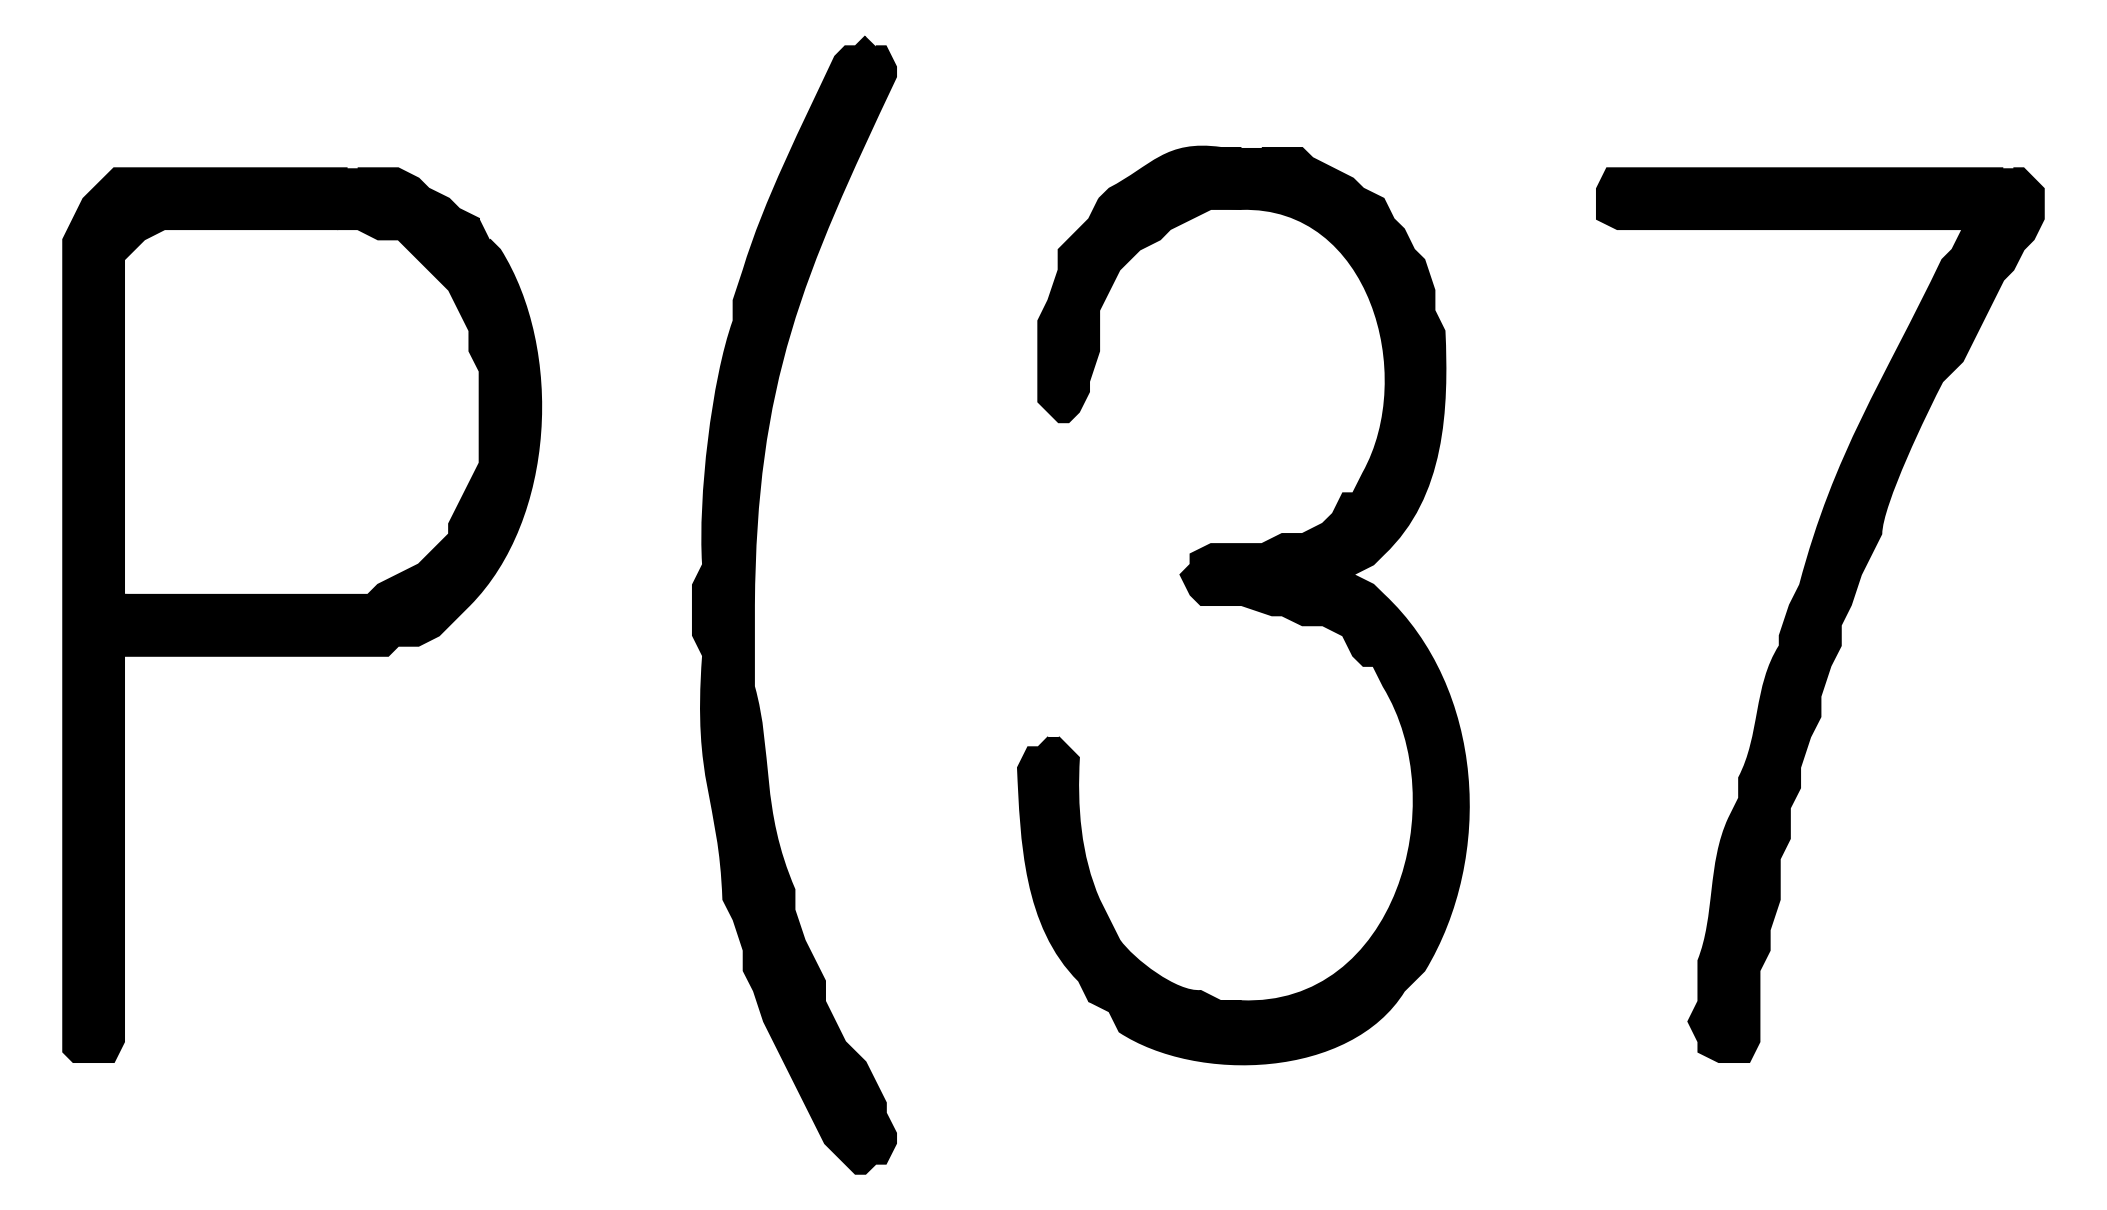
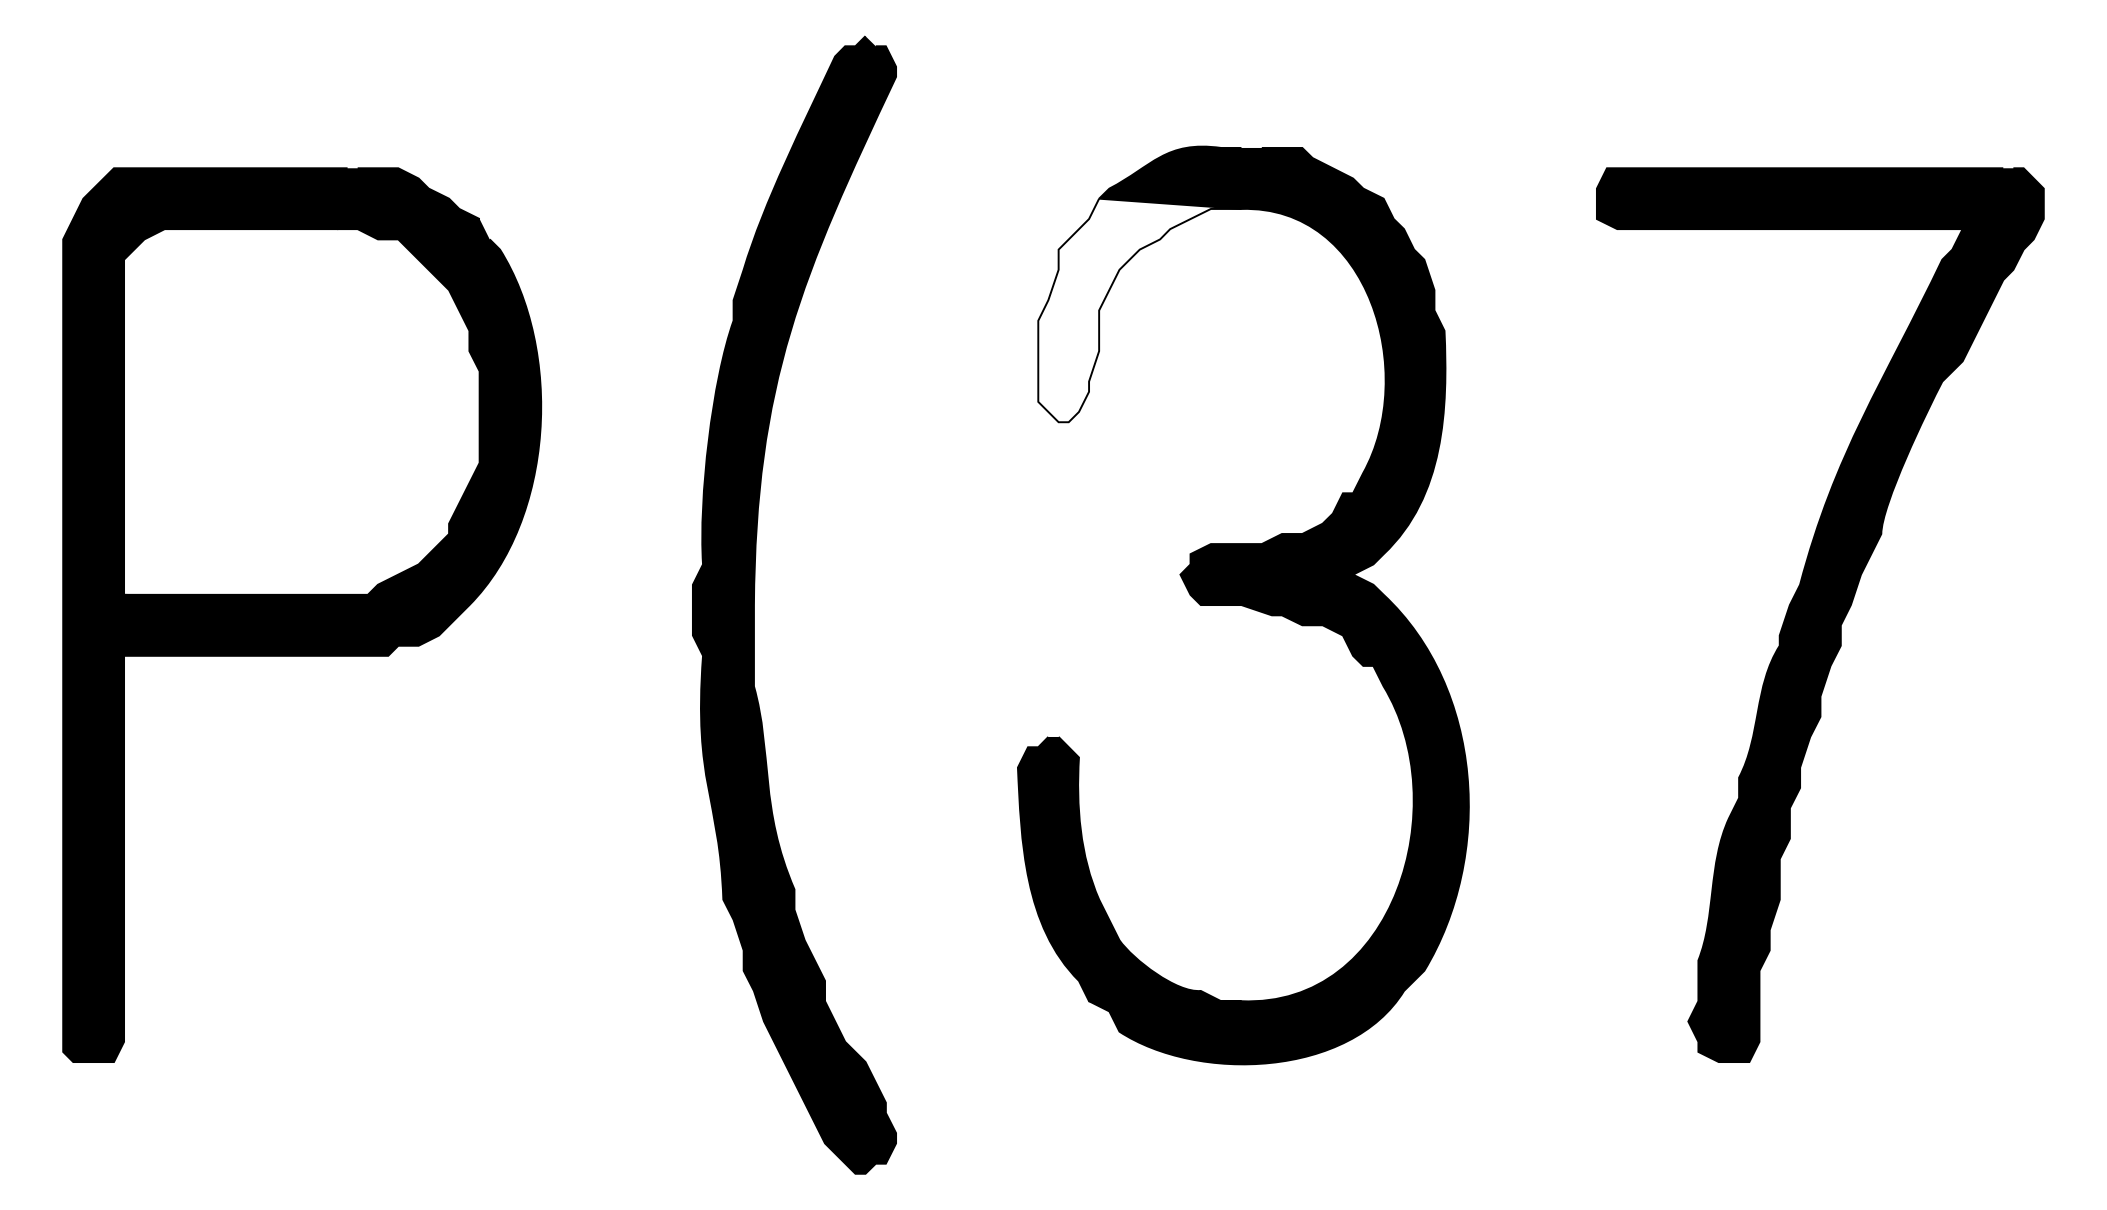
fill: present -> none (1139, 310)
